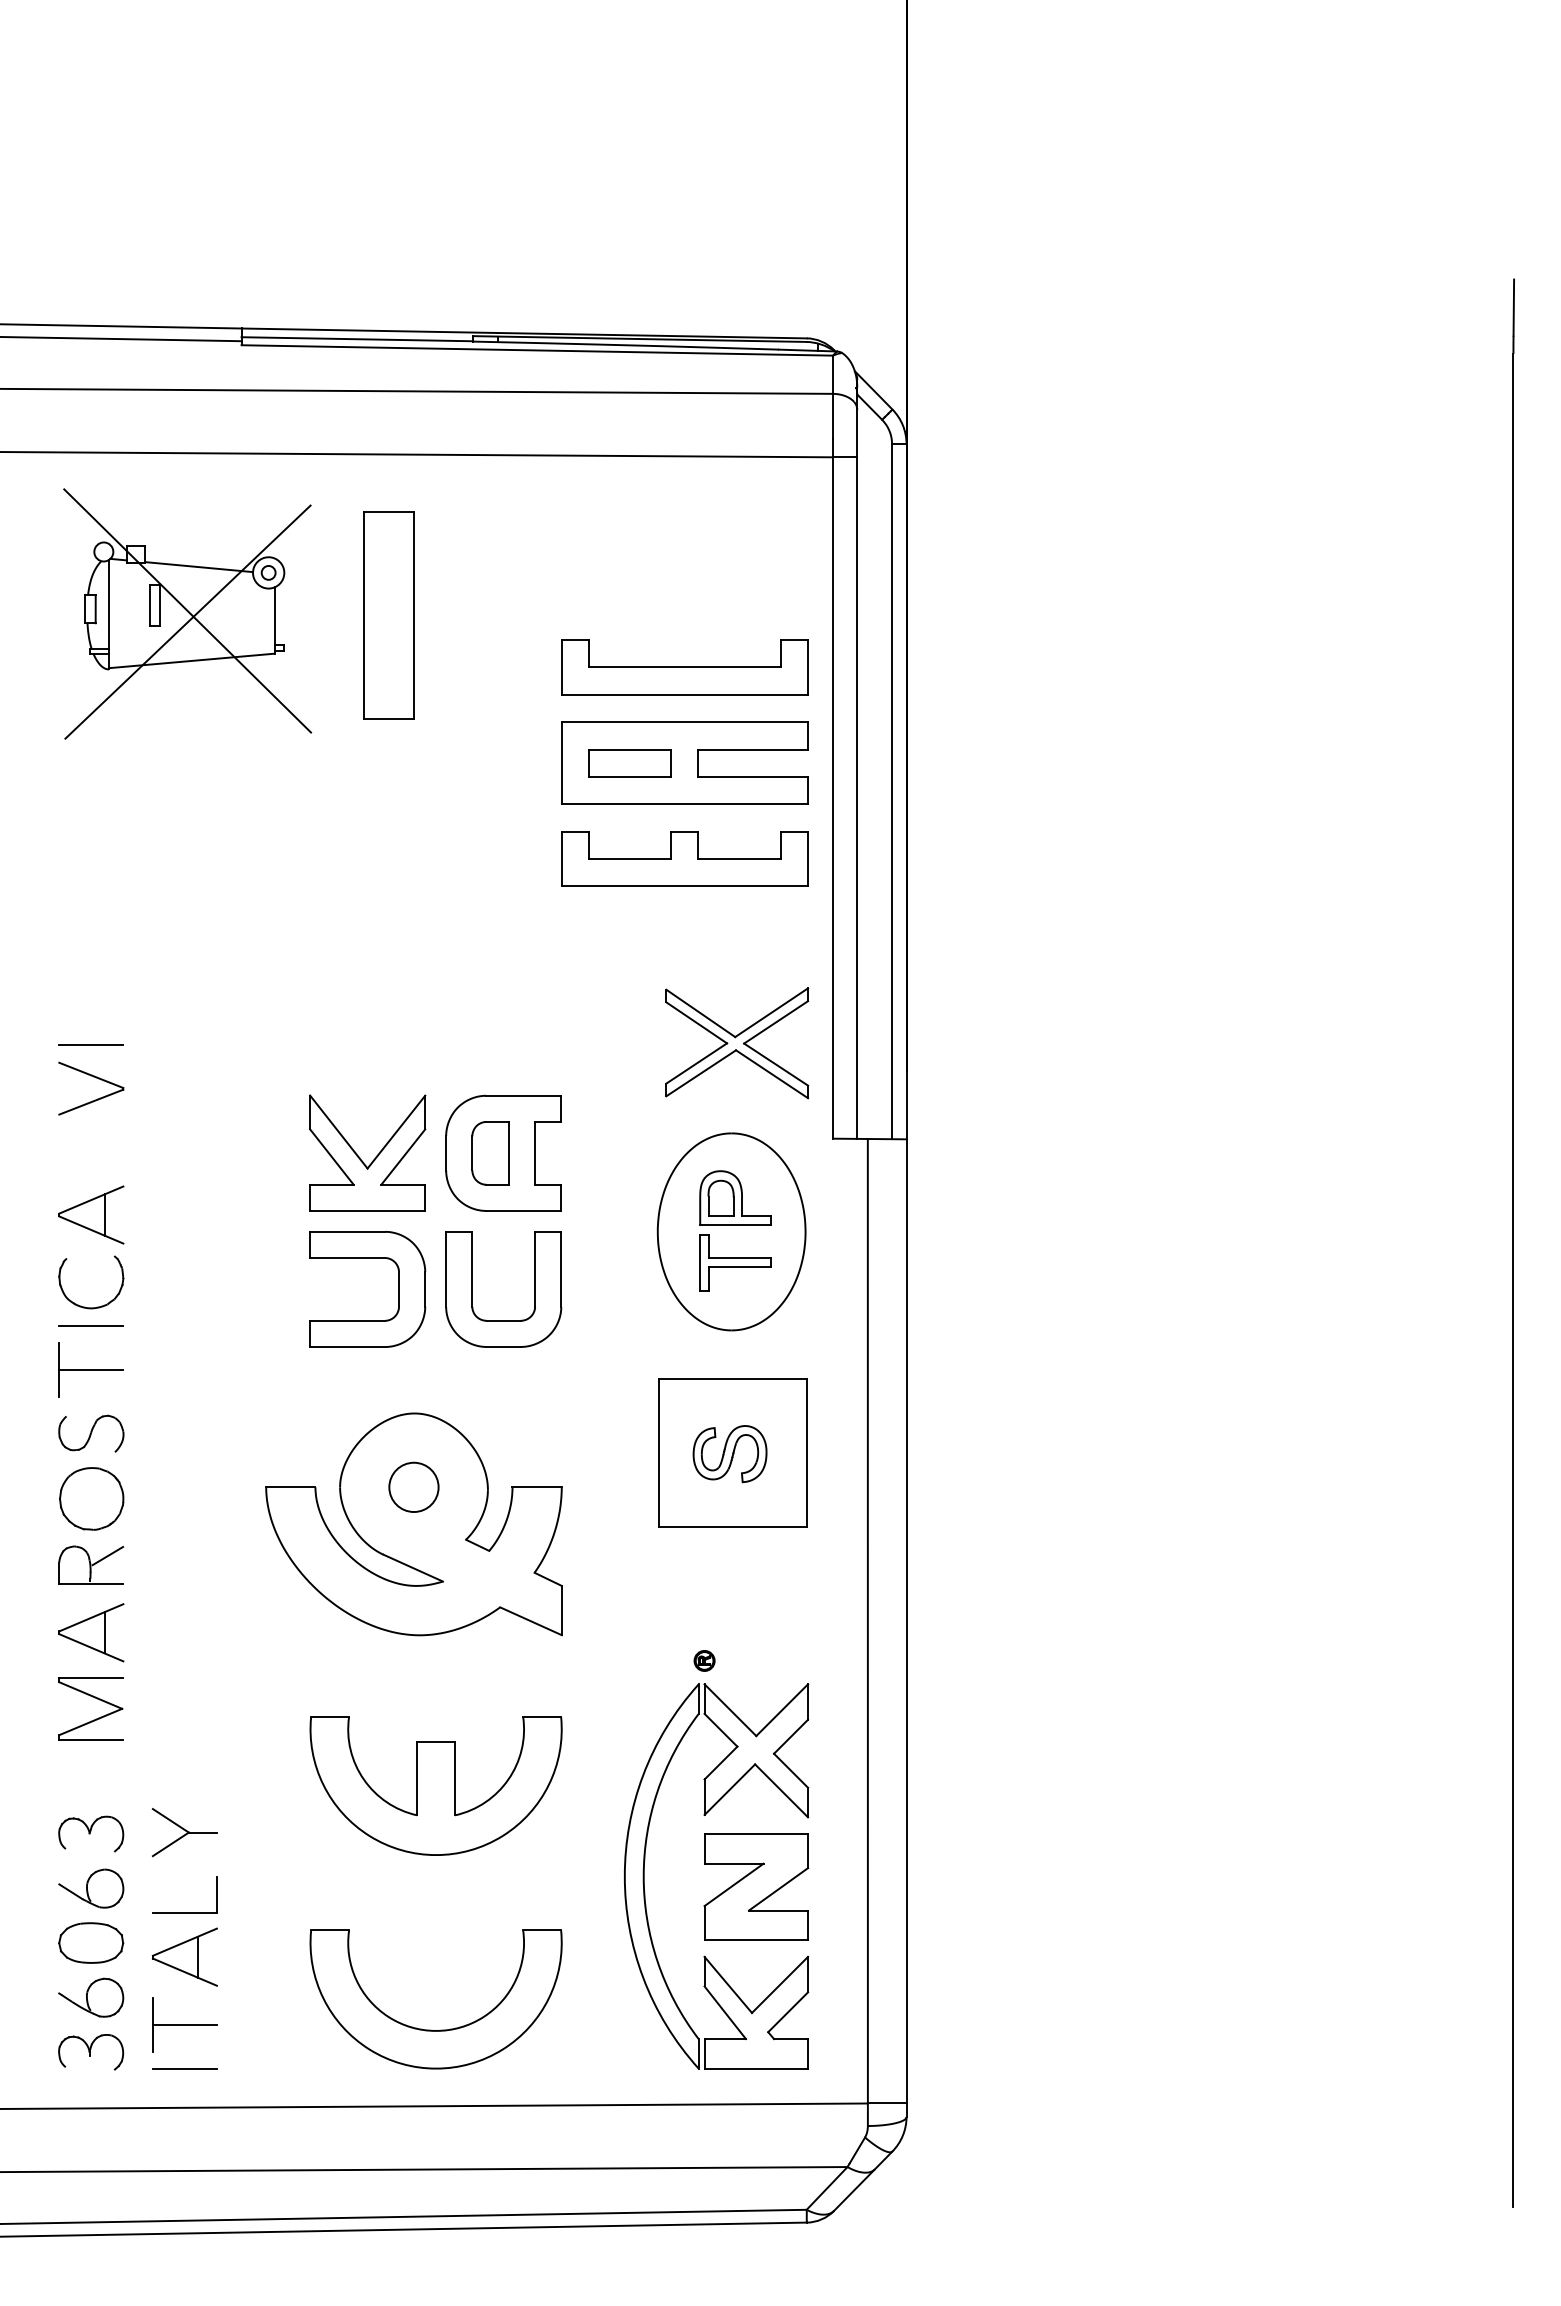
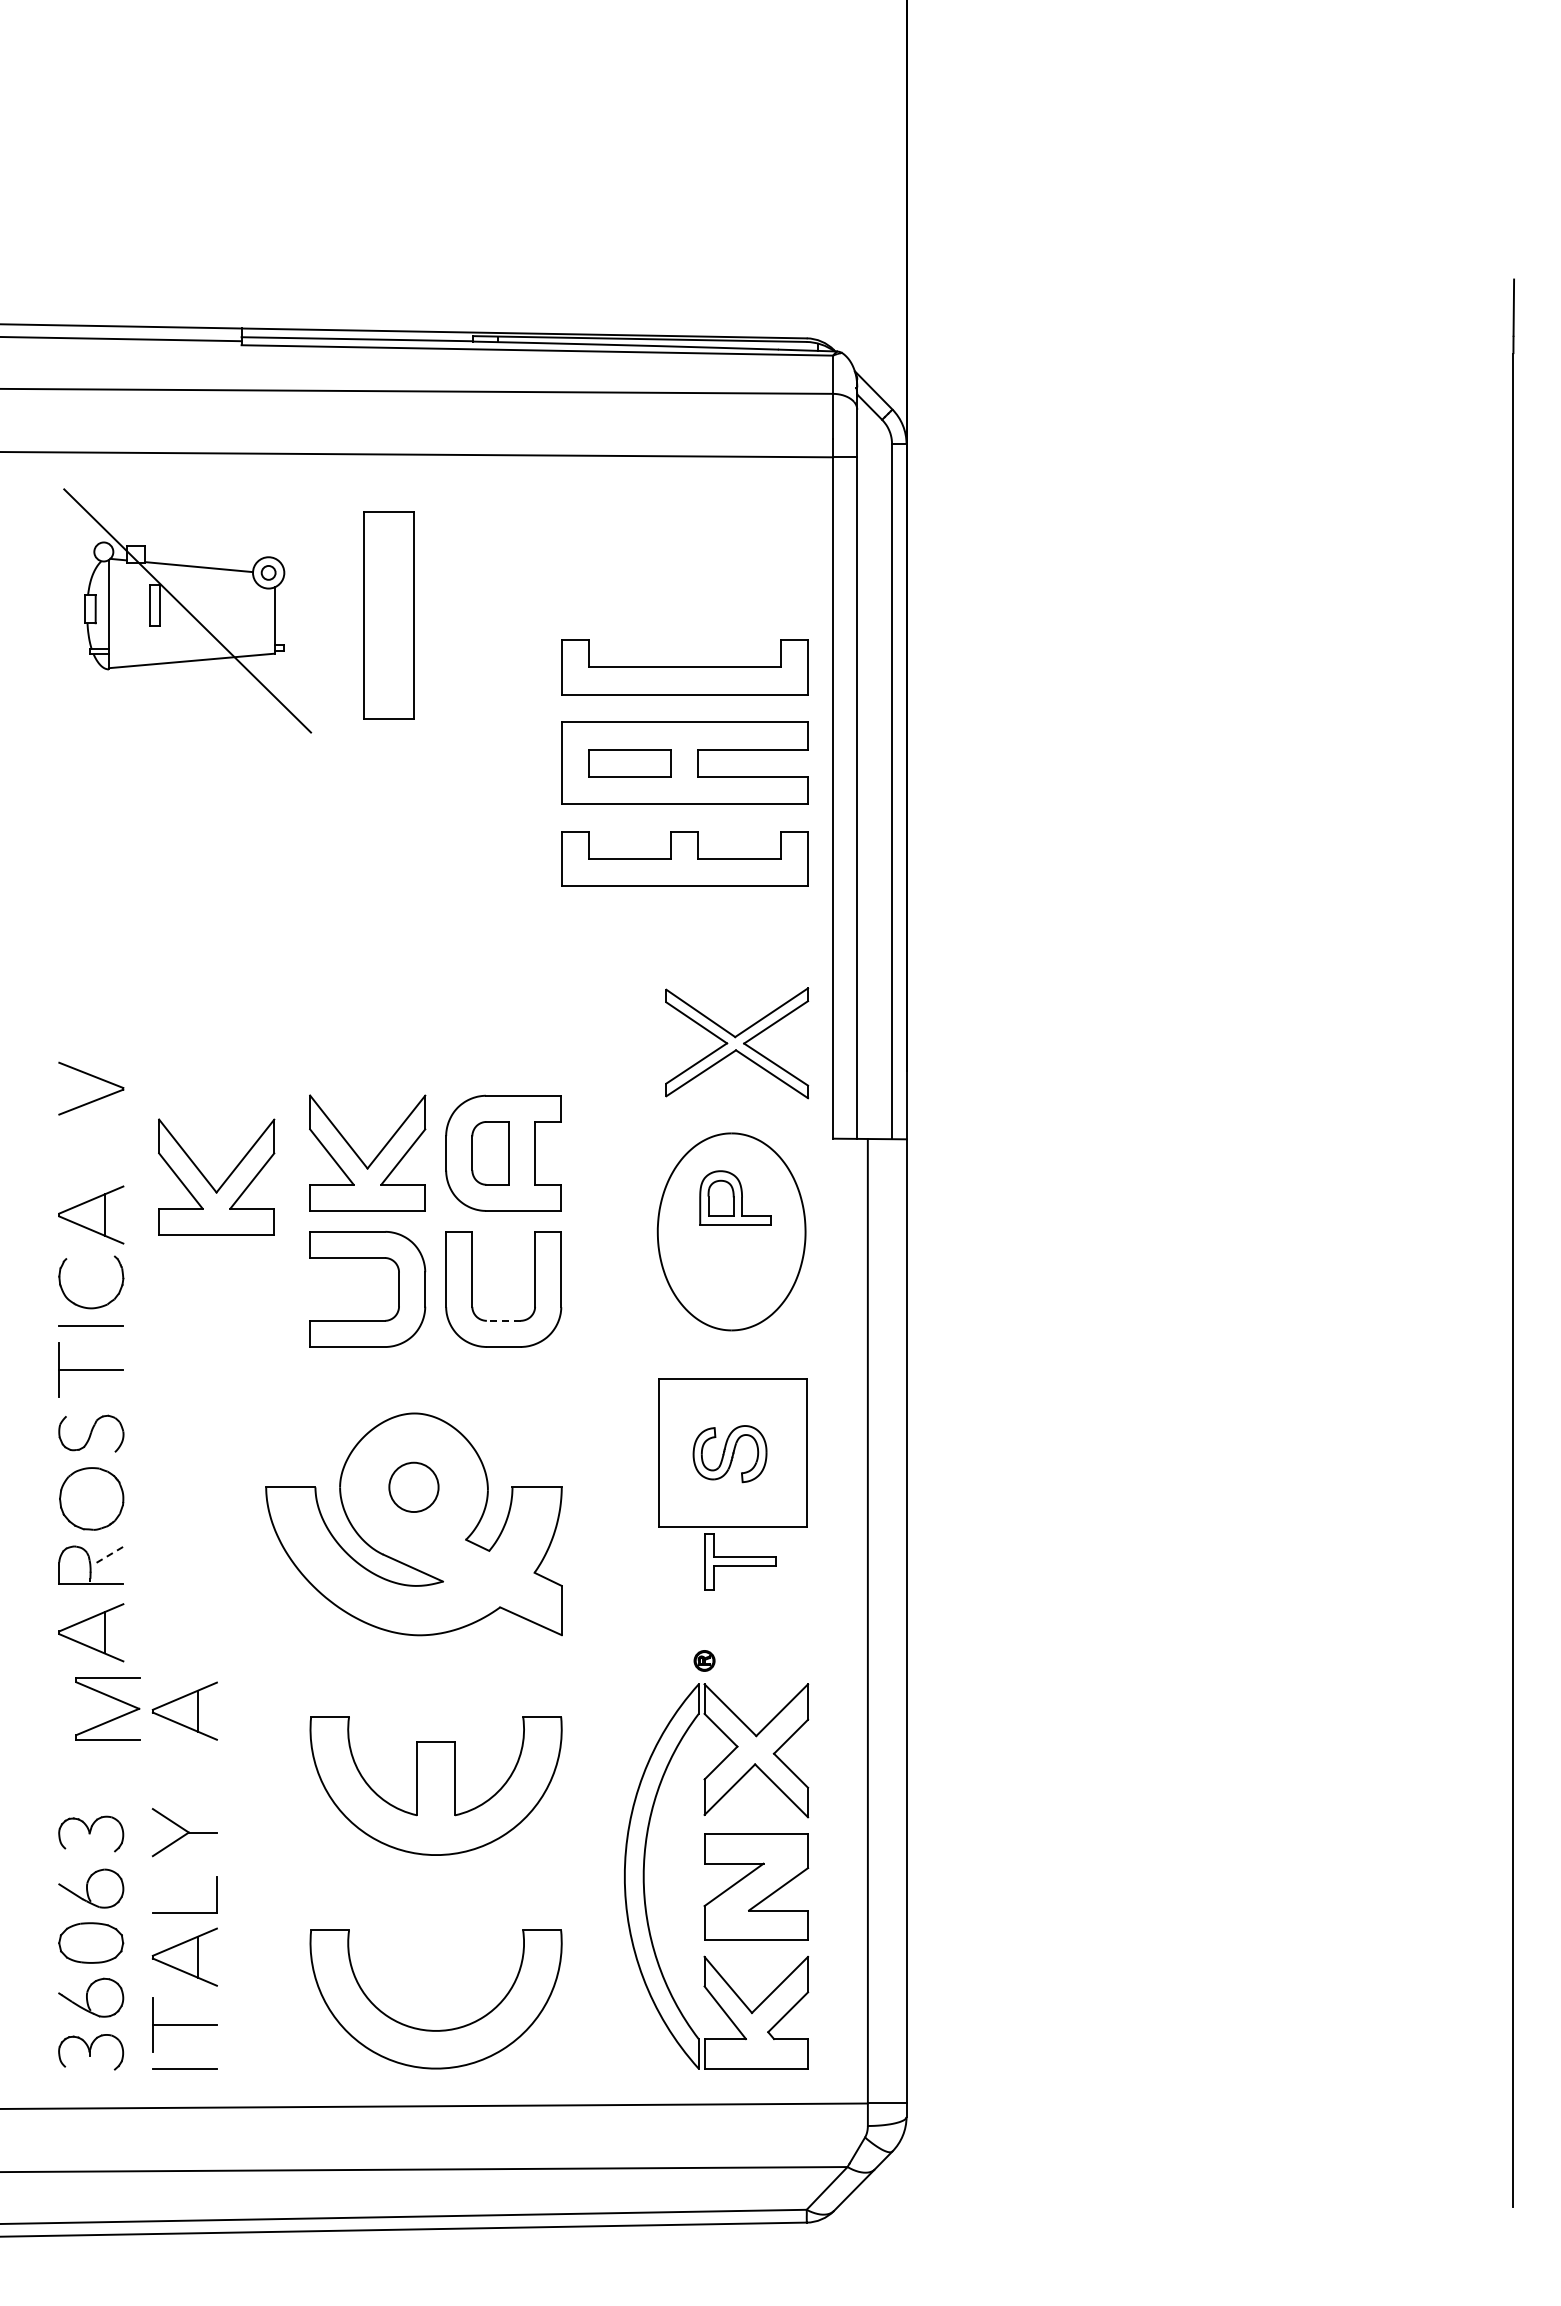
line: present -> none (187, 621)
line: present -> none (91, 1045)
part: none -> present (209, 1181)
part position: (735, 1262) -> (740, 1561) (740, 1561)
line: solid -> dashed (503, 1320)
line: solid -> dashed (107, 1556)
part position: (94, 1698) -> (111, 1698) (111, 1698)
part: none -> present (184, 1710)
